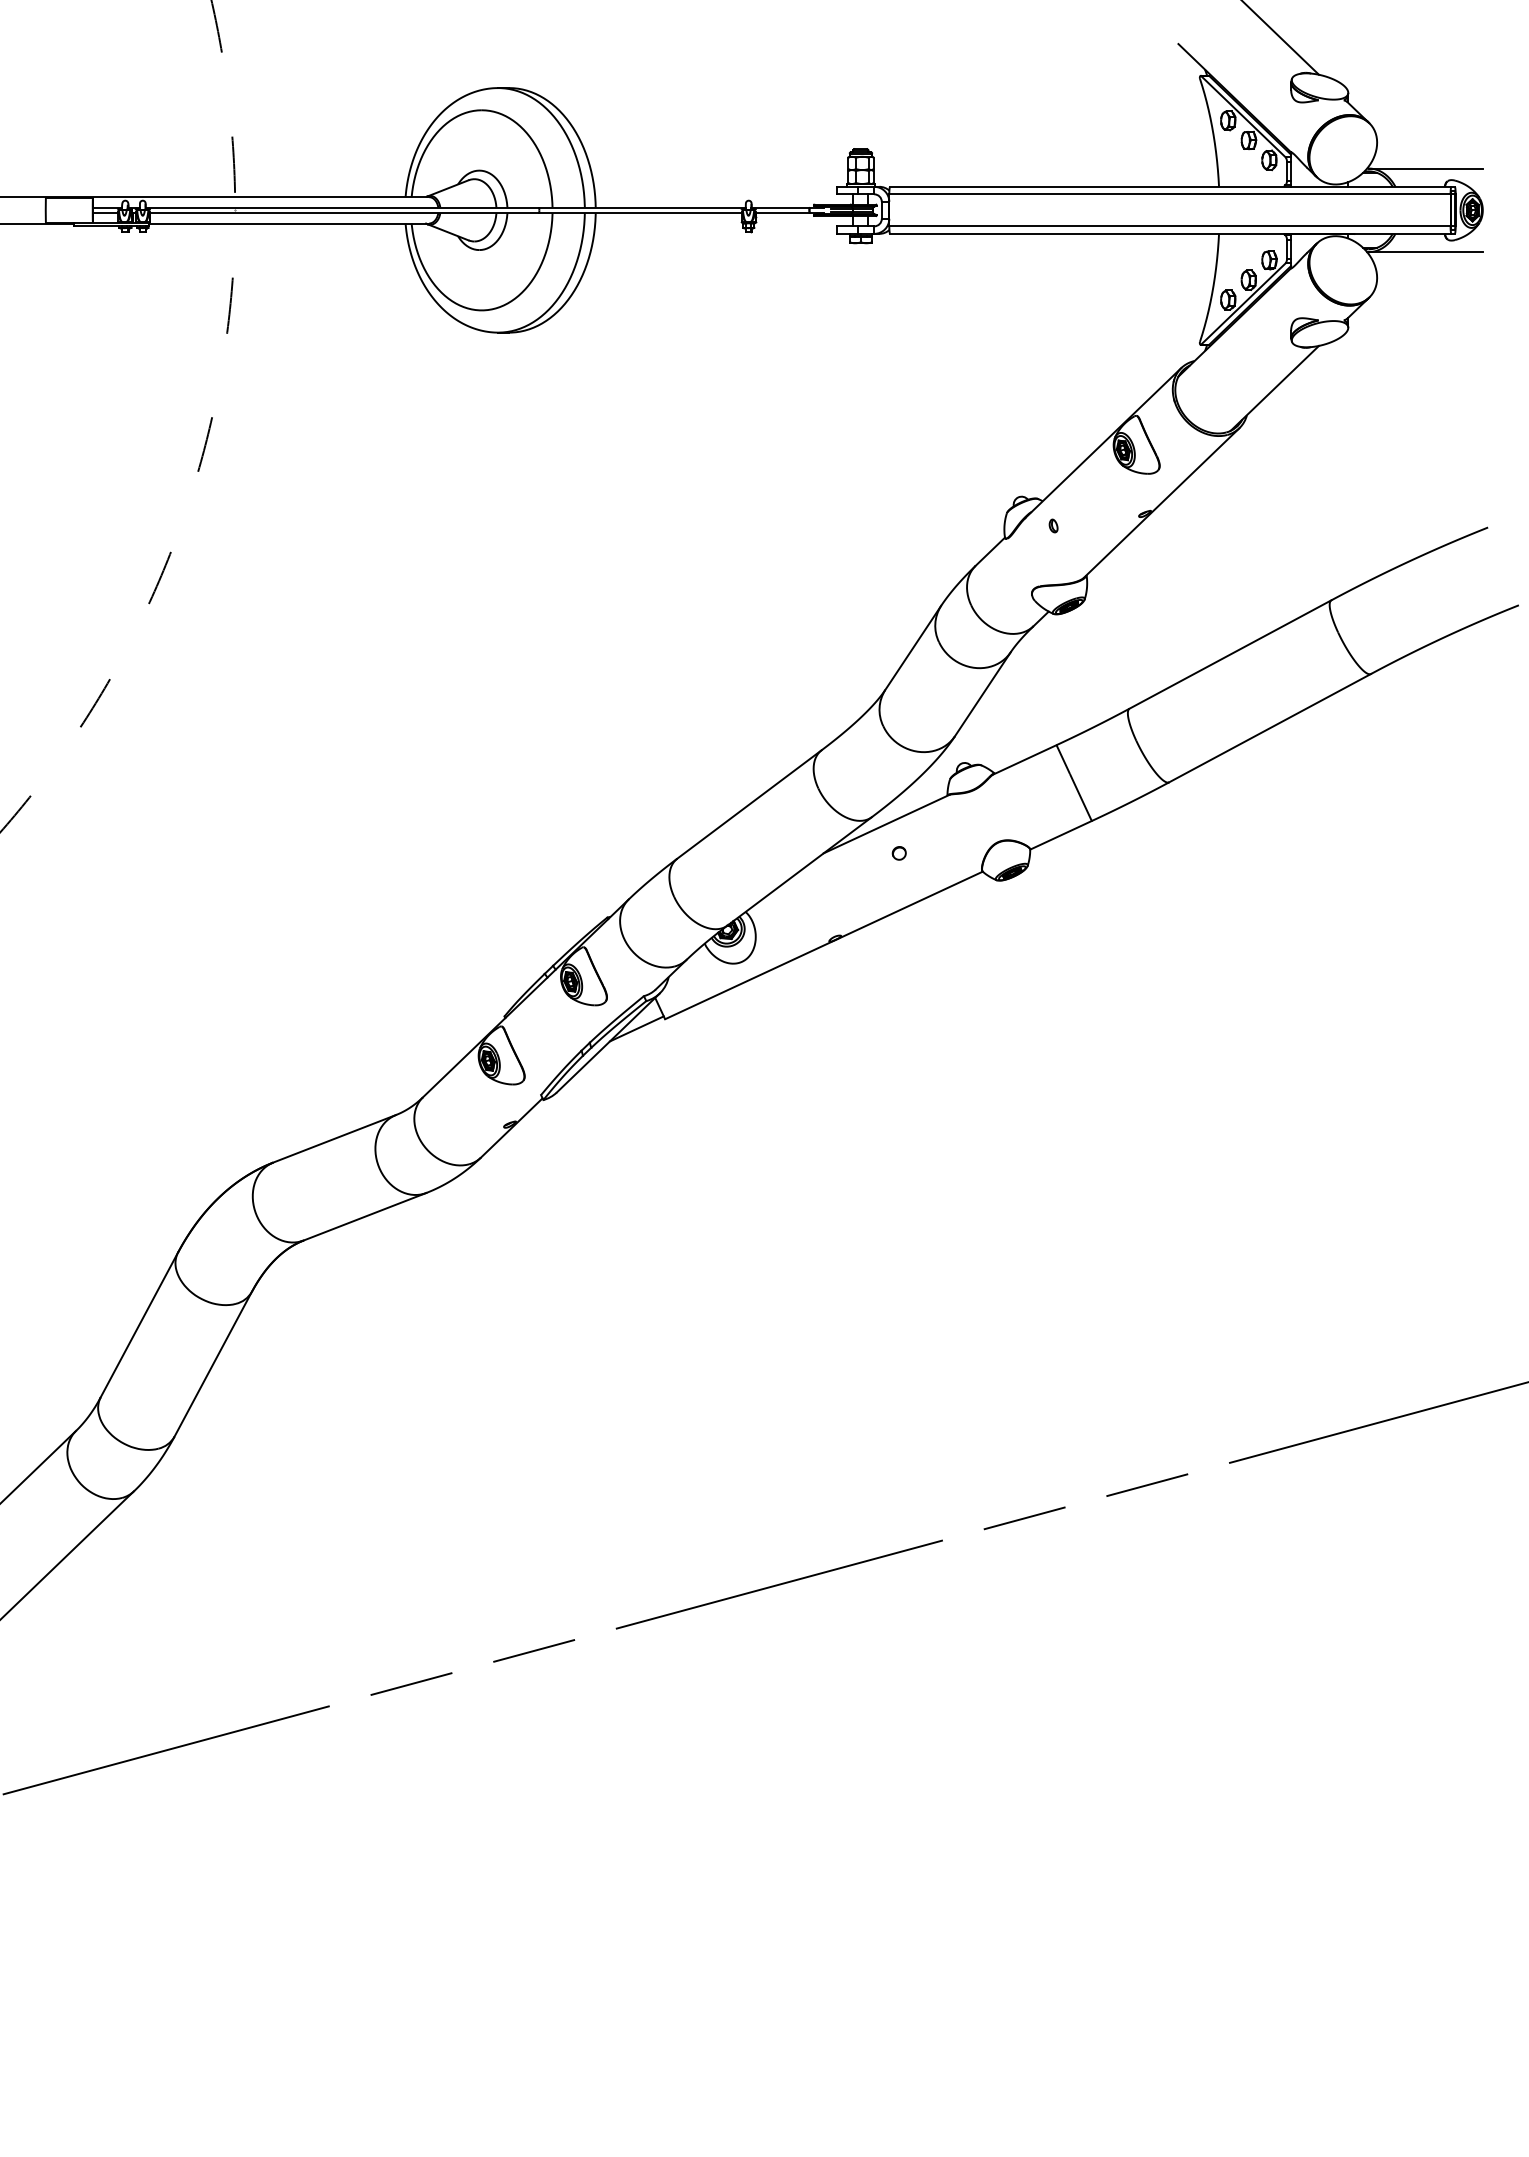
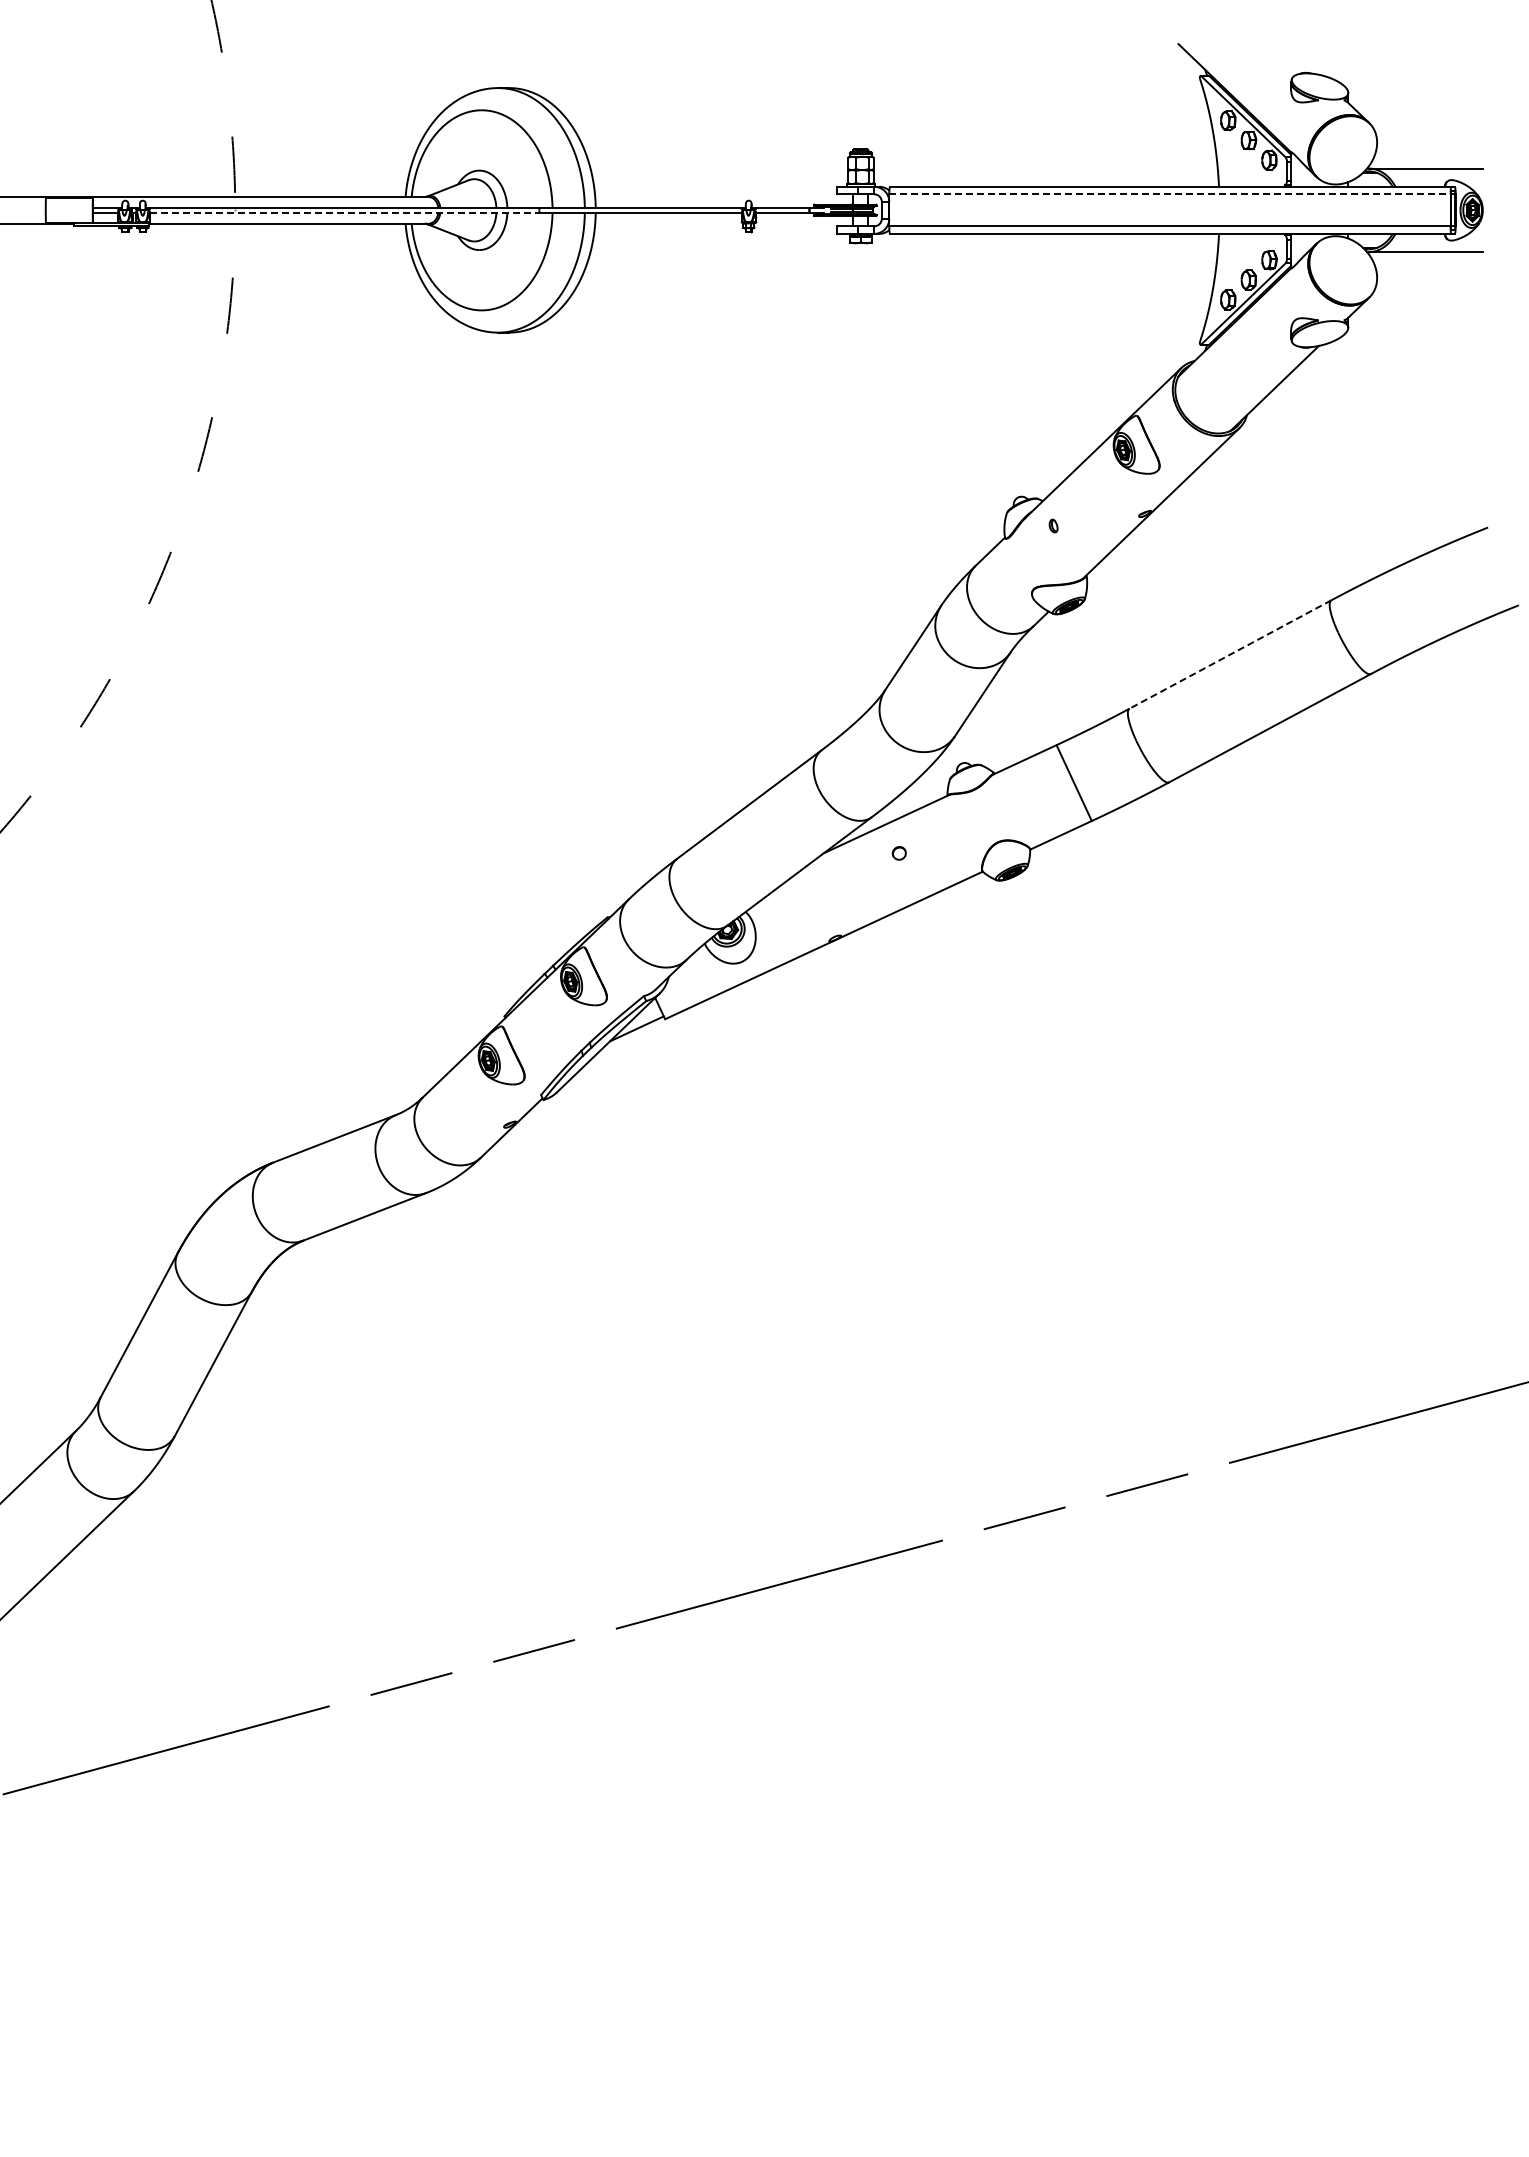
line: present -> none (1280, 38)
line: solid -> dashed (1169, 194)
line: solid -> dashed (344, 213)
line: solid -> dashed (1230, 654)
